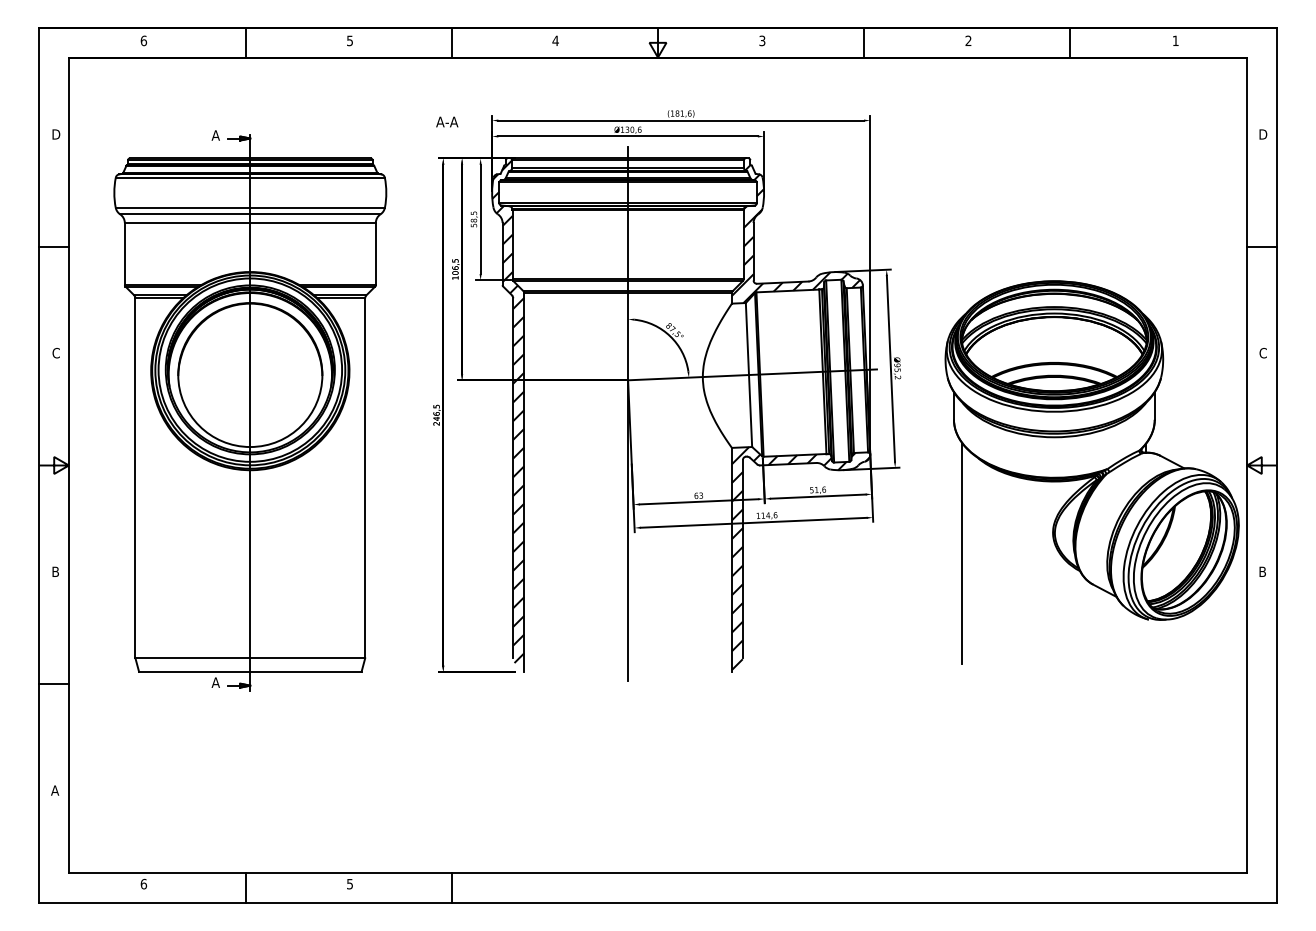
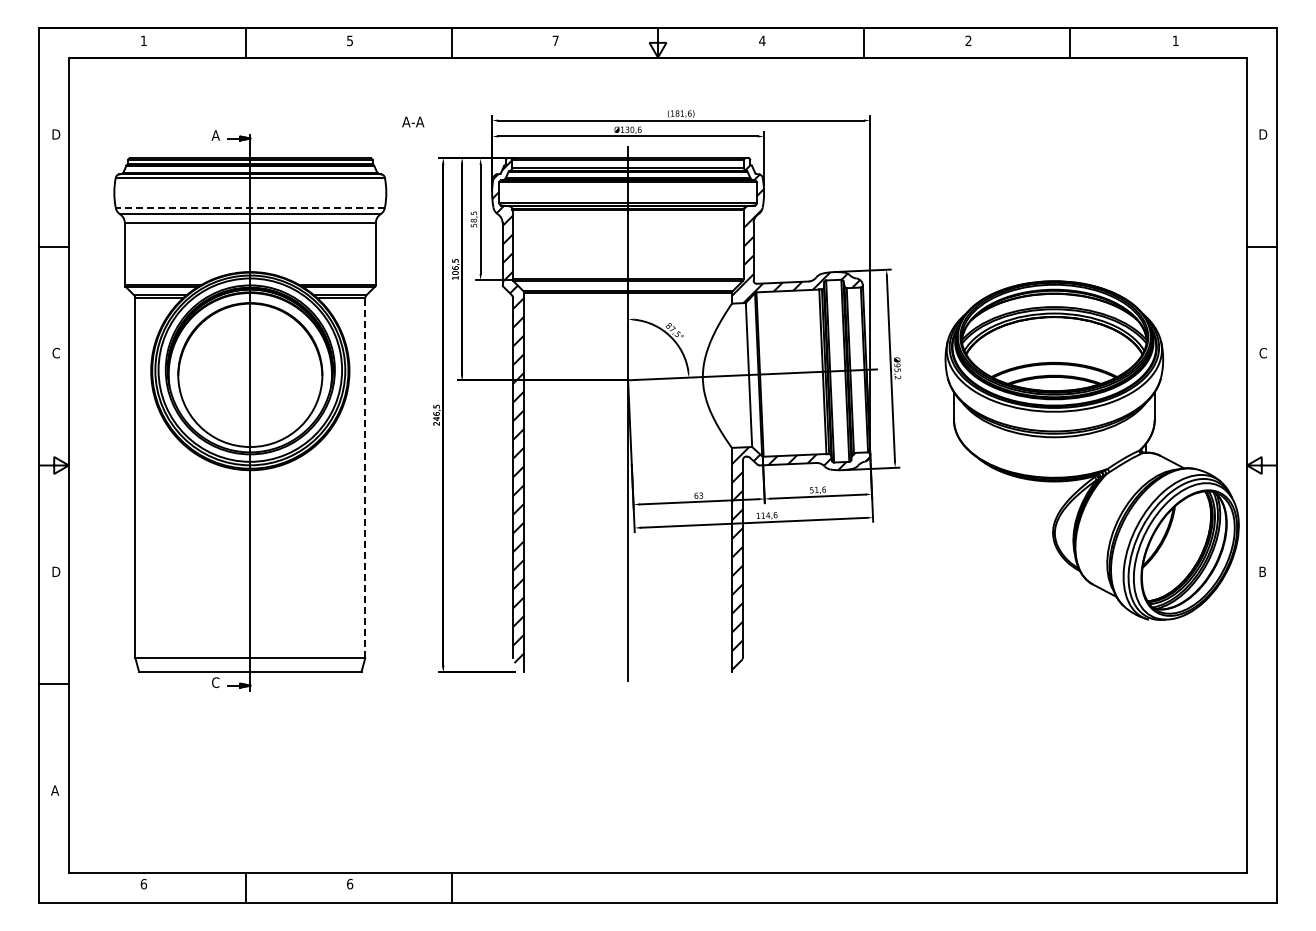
text: 6 -> 1 (143, 40)
text: 4 -> 7 (555, 40)
text: 3 -> 4 (762, 40)
text position: (447, 121) -> (413, 121) (413, 121)
line: solid -> dashed (250, 207)
line: solid -> dashed (365, 477)
line: present -> none (962, 553)
text: B -> D (56, 571)
text: A -> C (215, 682)
text: 5 -> 6 (350, 883)
